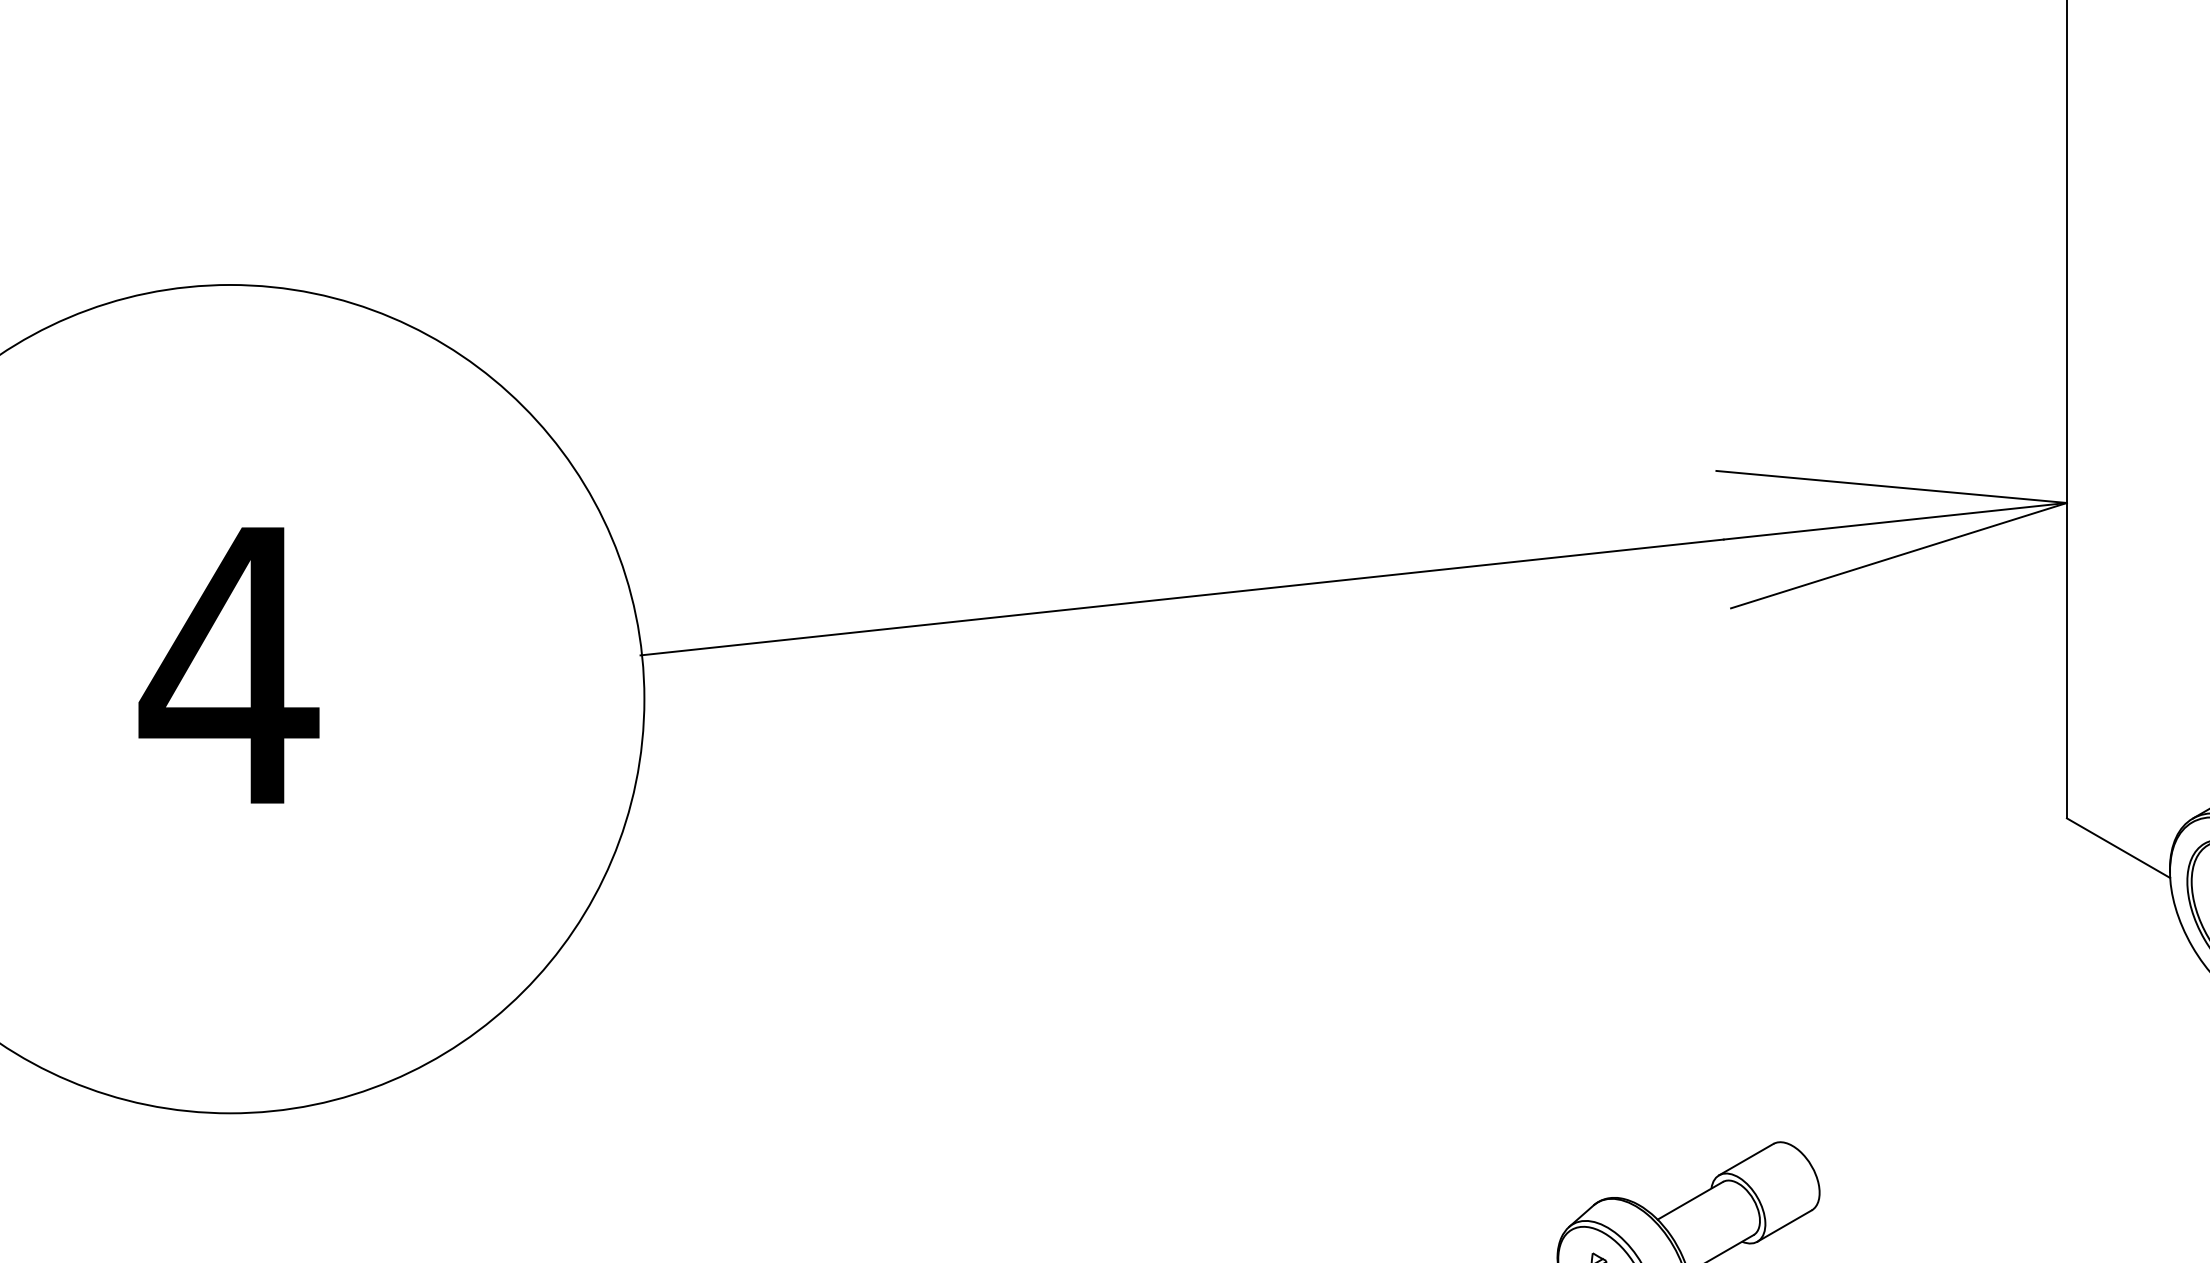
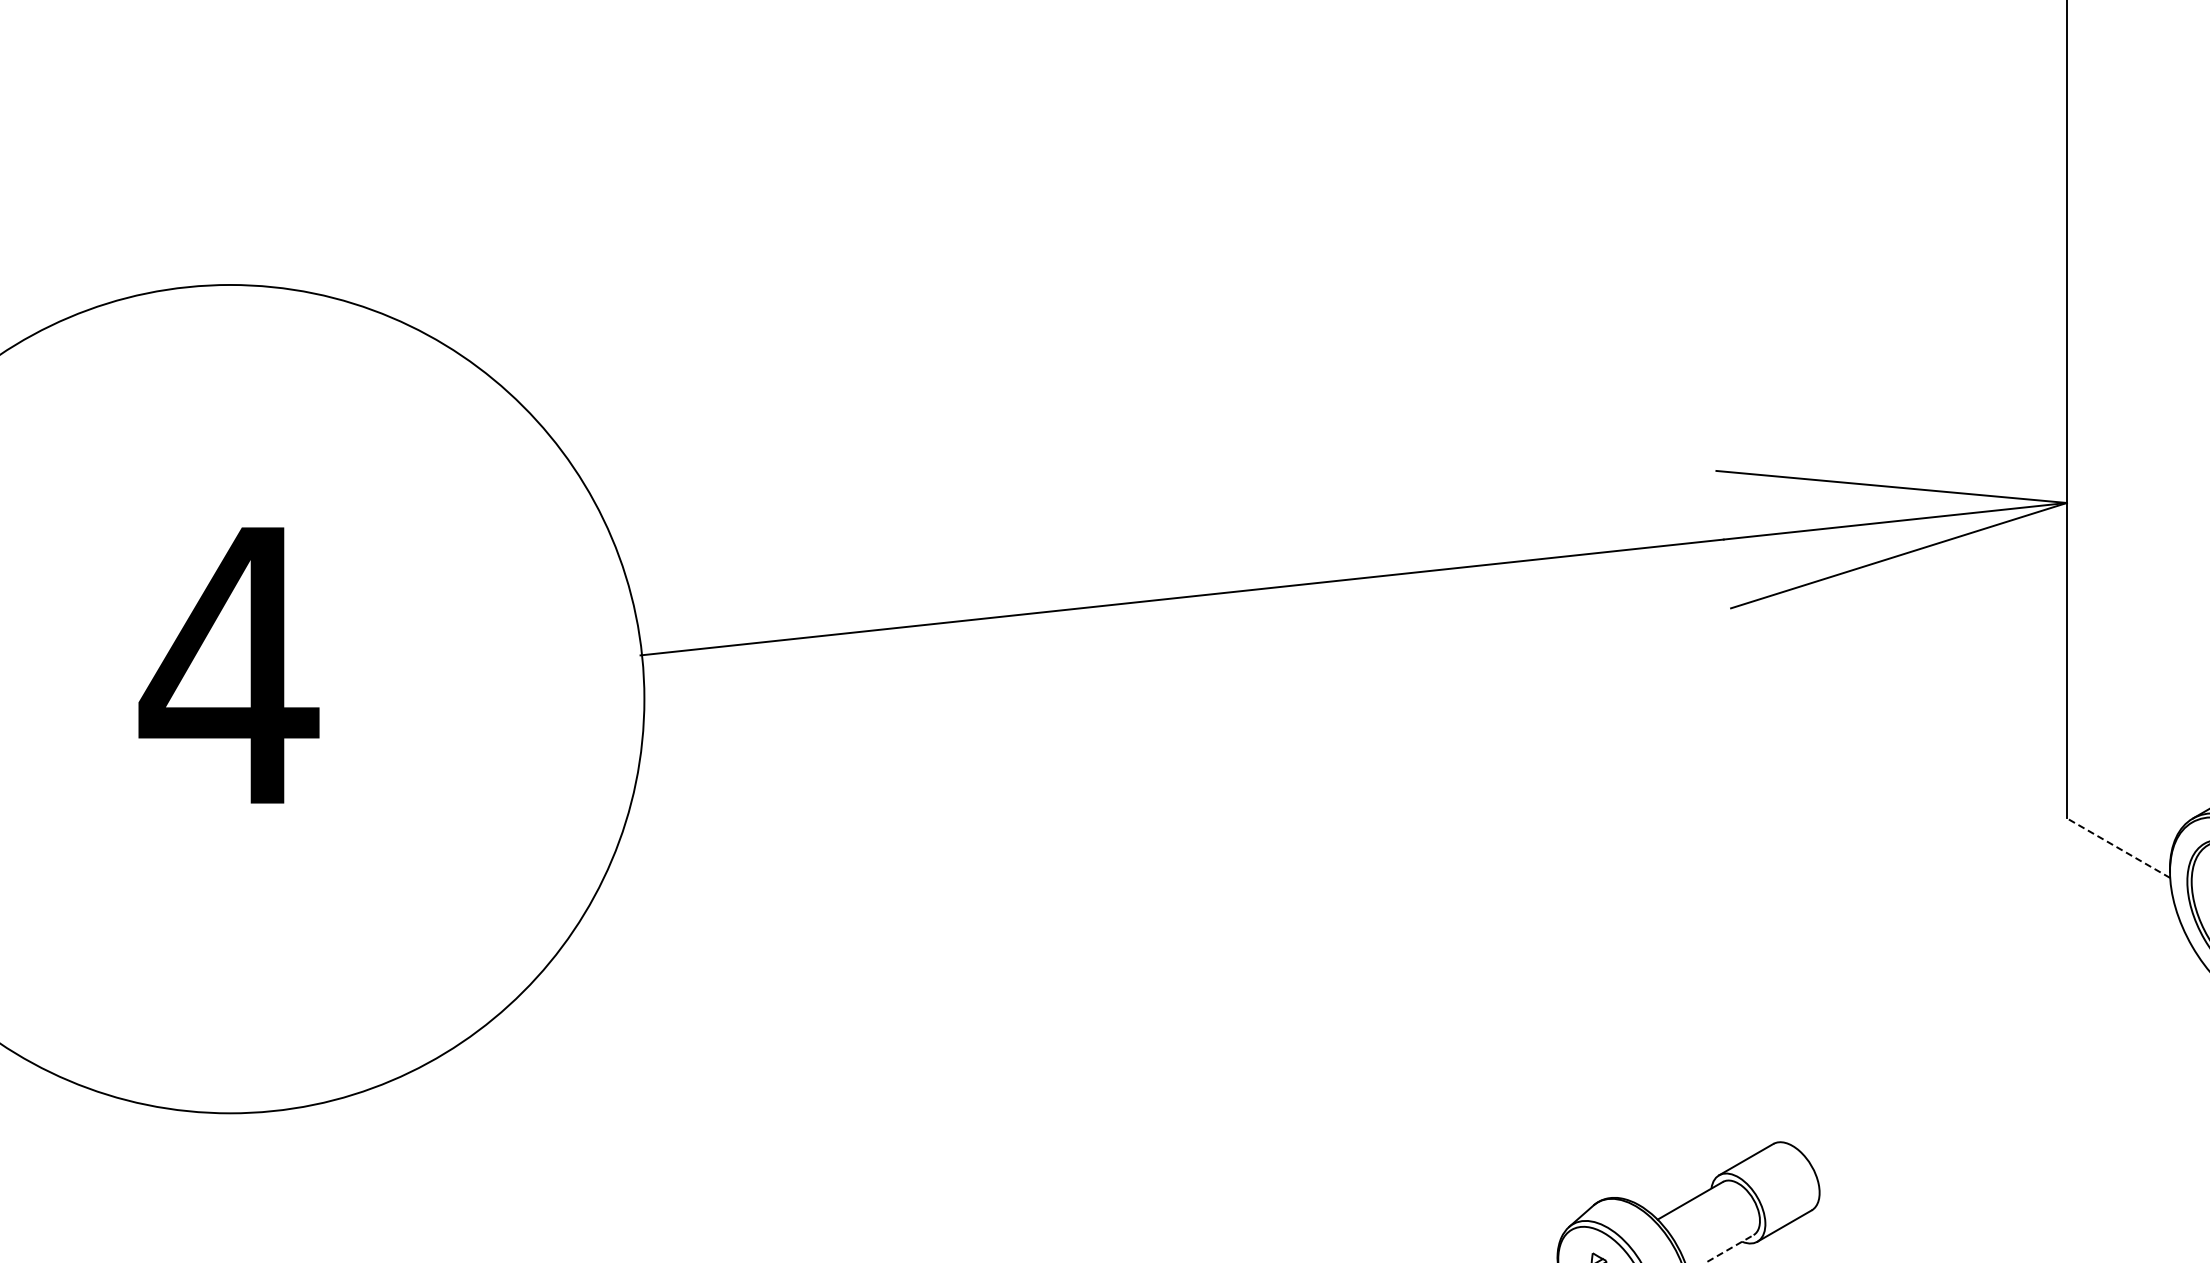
line: solid -> dashed (2118, 848)
line: solid -> dashed (1729, 1248)
